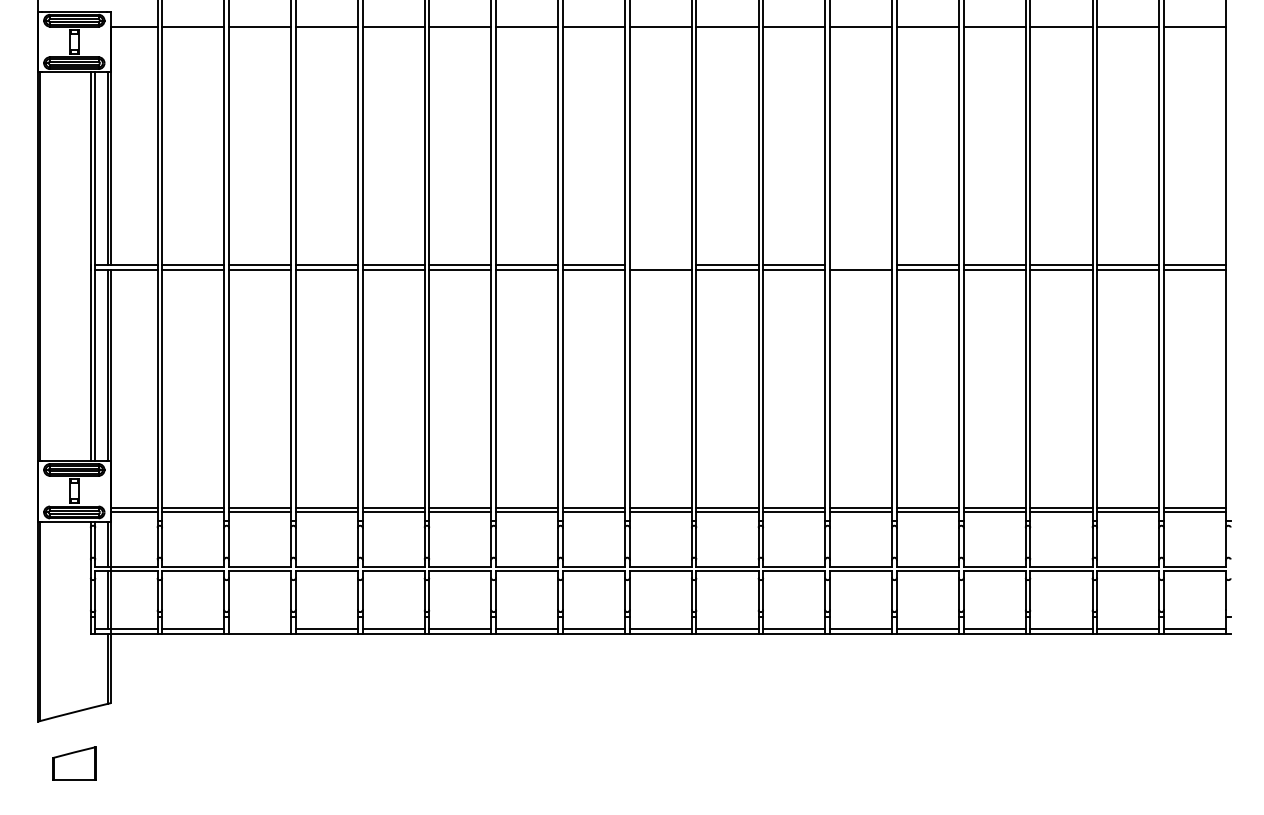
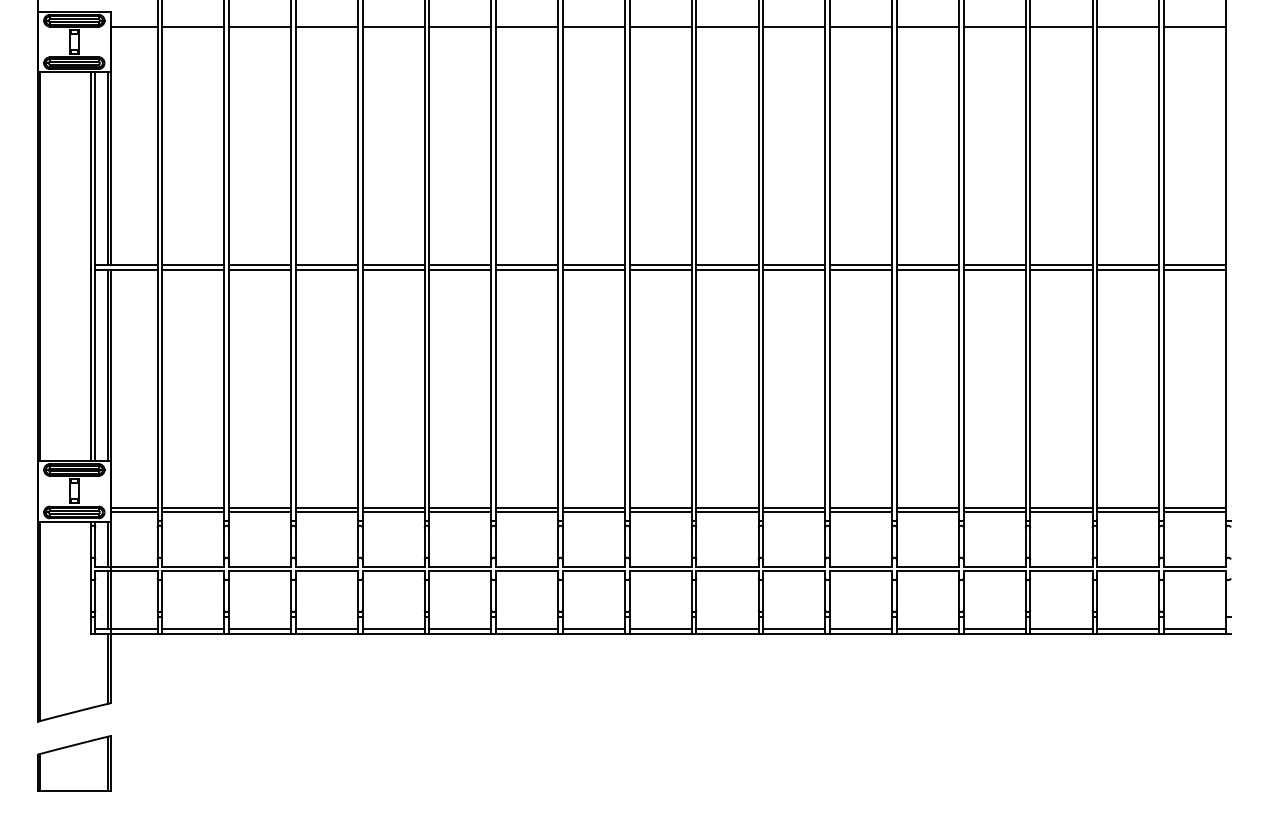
line: none -> present (660, 265)
line: none -> present (860, 265)
line: none -> present (259, 629)
part size: 45x35 px -> 75x57 px (74, 763)
